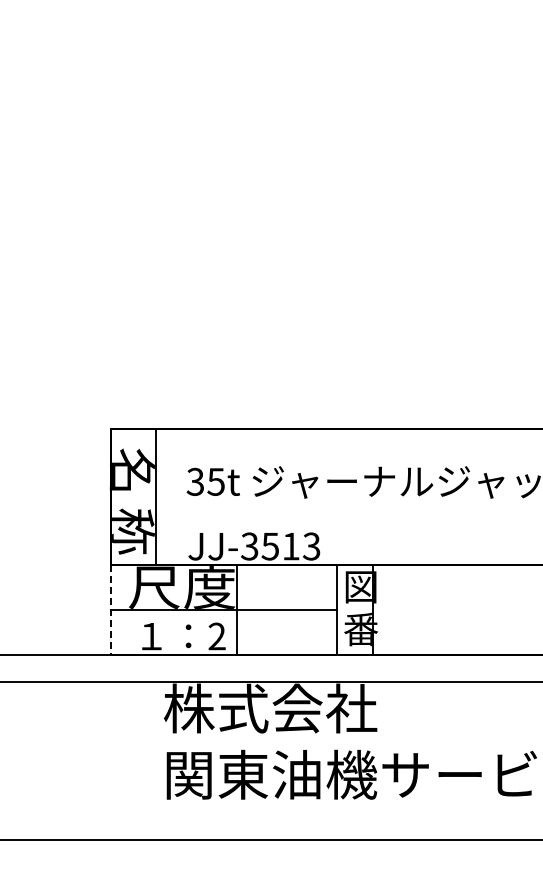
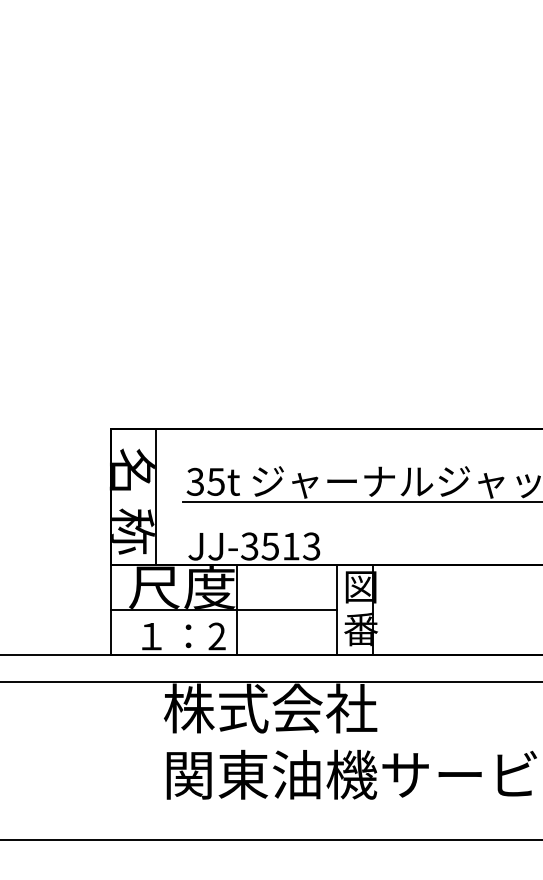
line: none -> present (361, 502)
line: dashed -> solid (110, 610)
